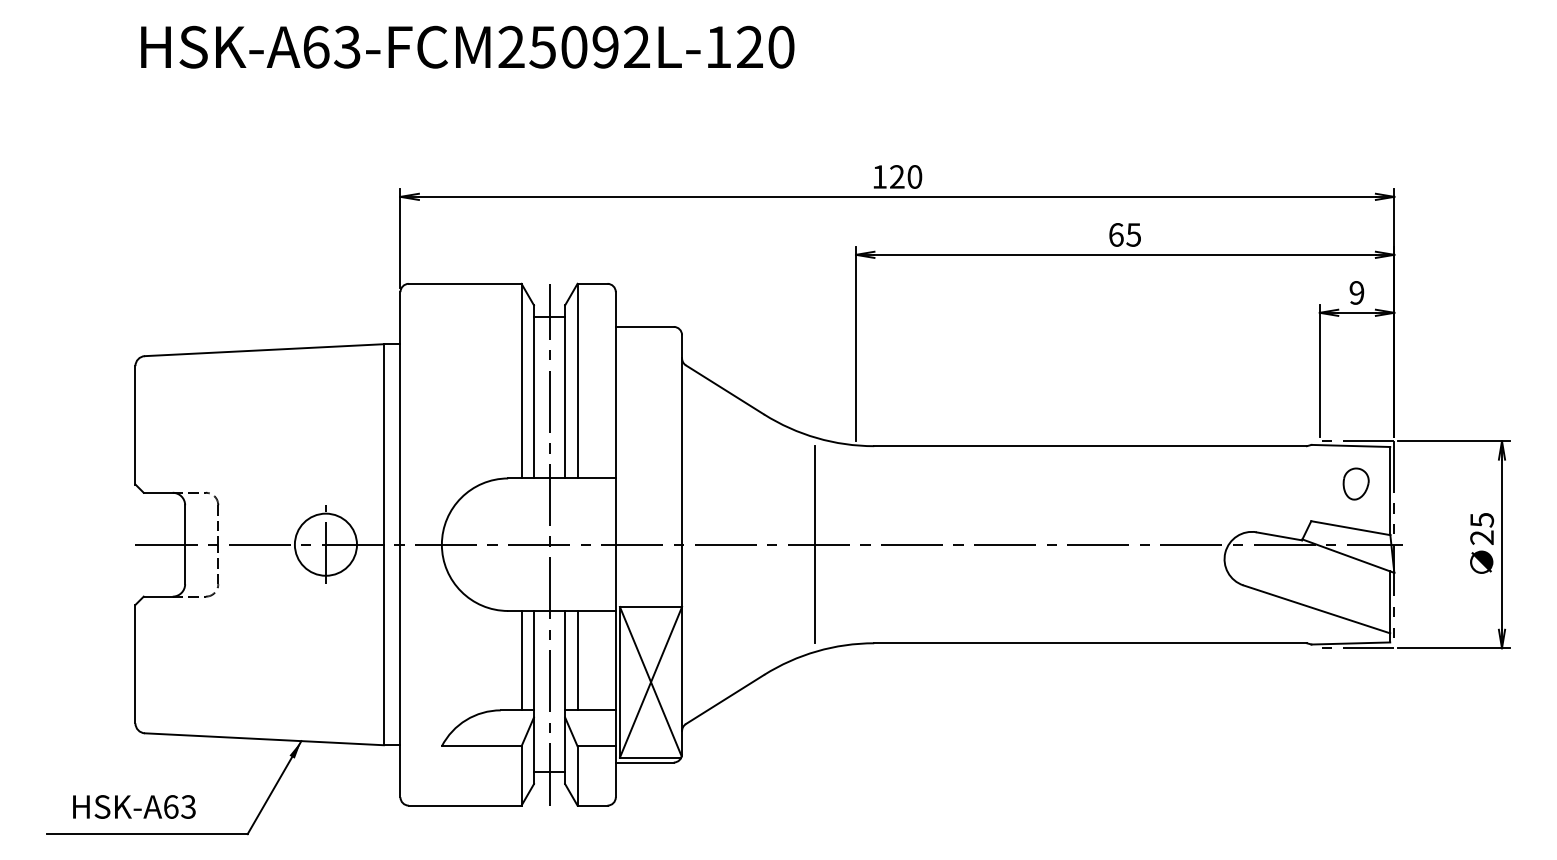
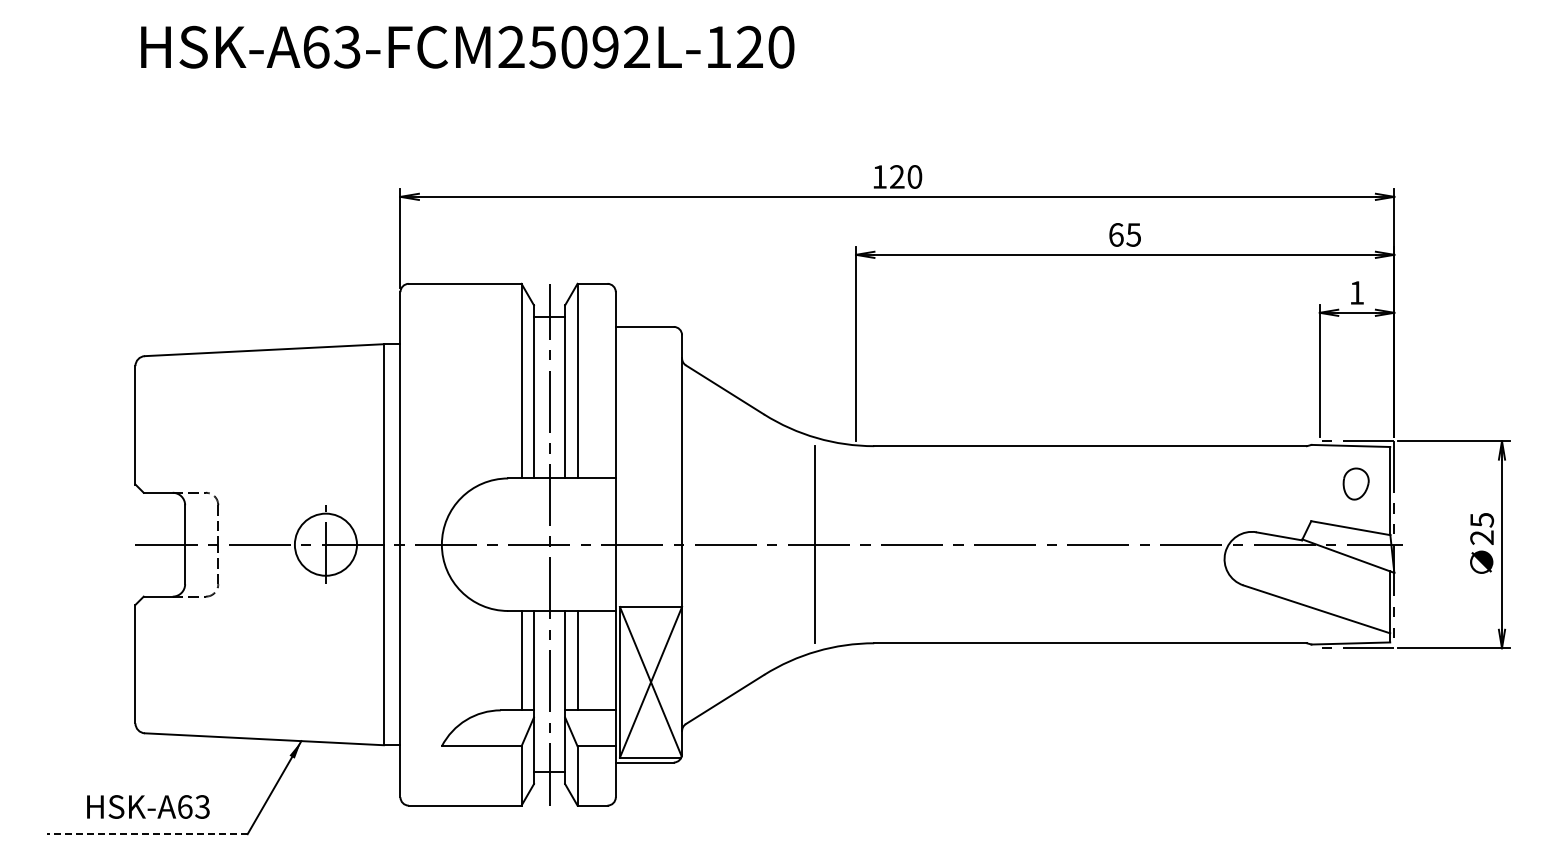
text: 9 -> 1 (1356, 292)
text position: (134, 806) -> (148, 806) (148, 806)
line: solid -> dashed (146, 834)
